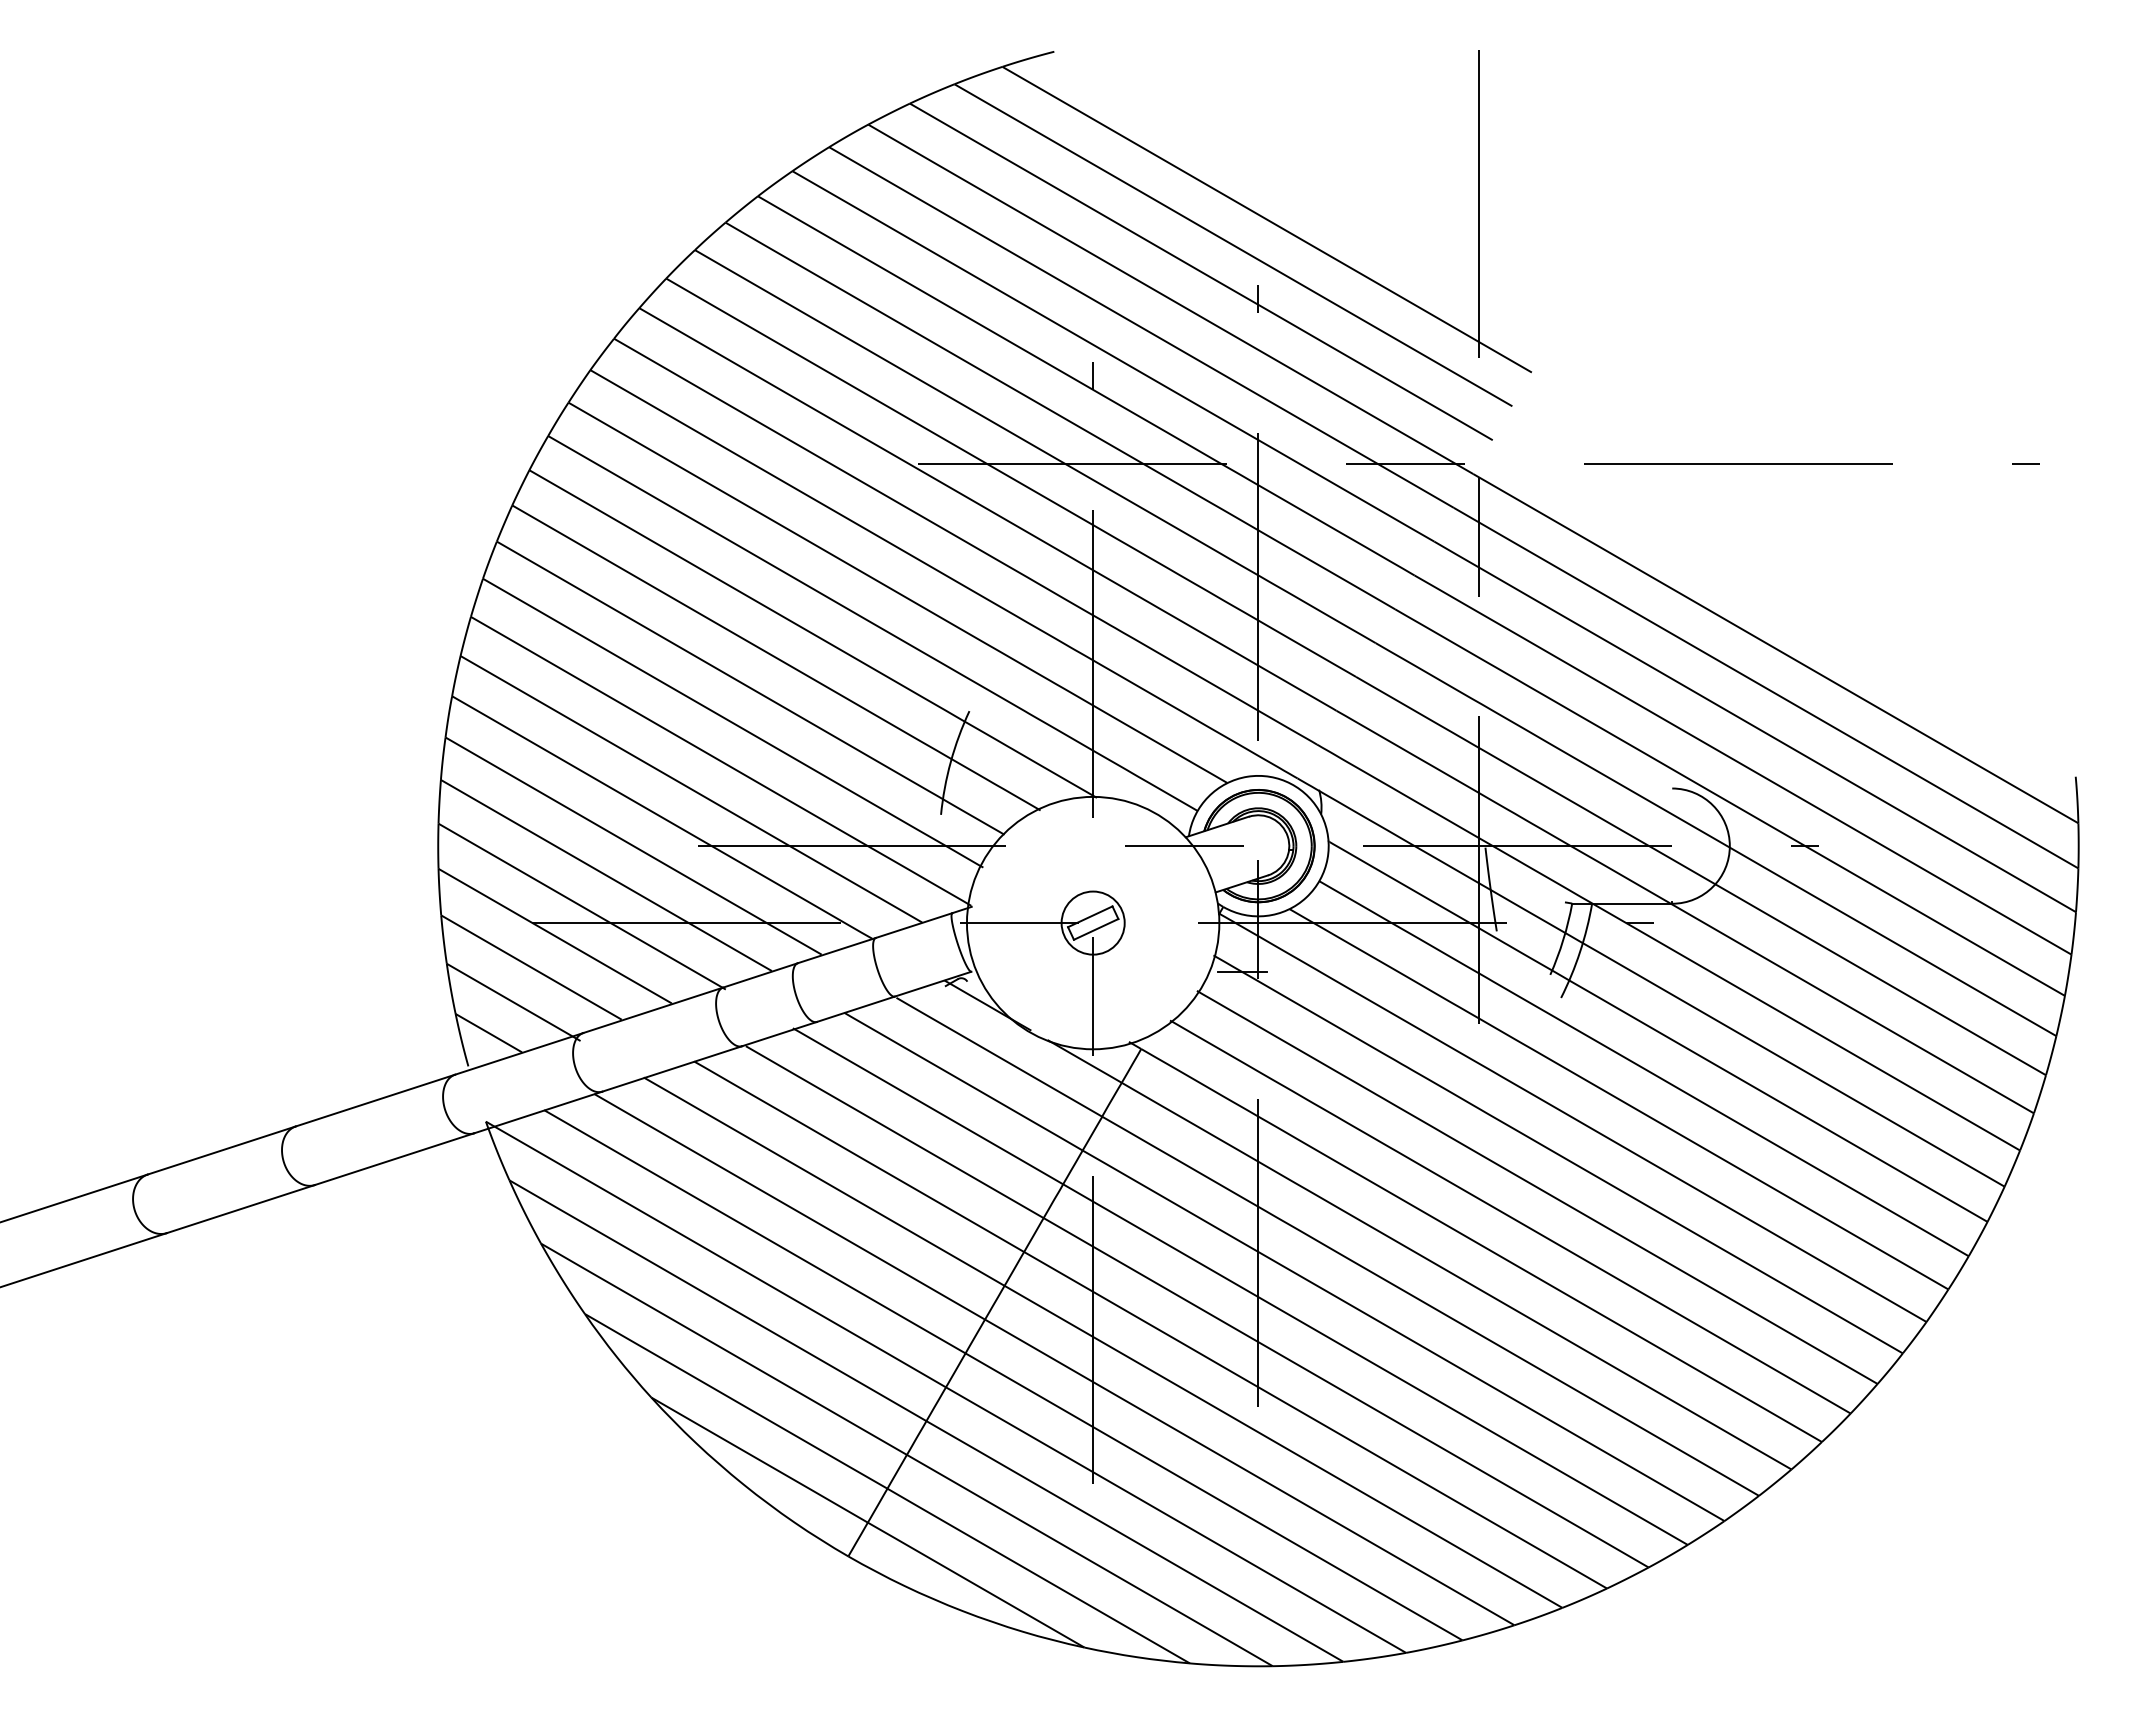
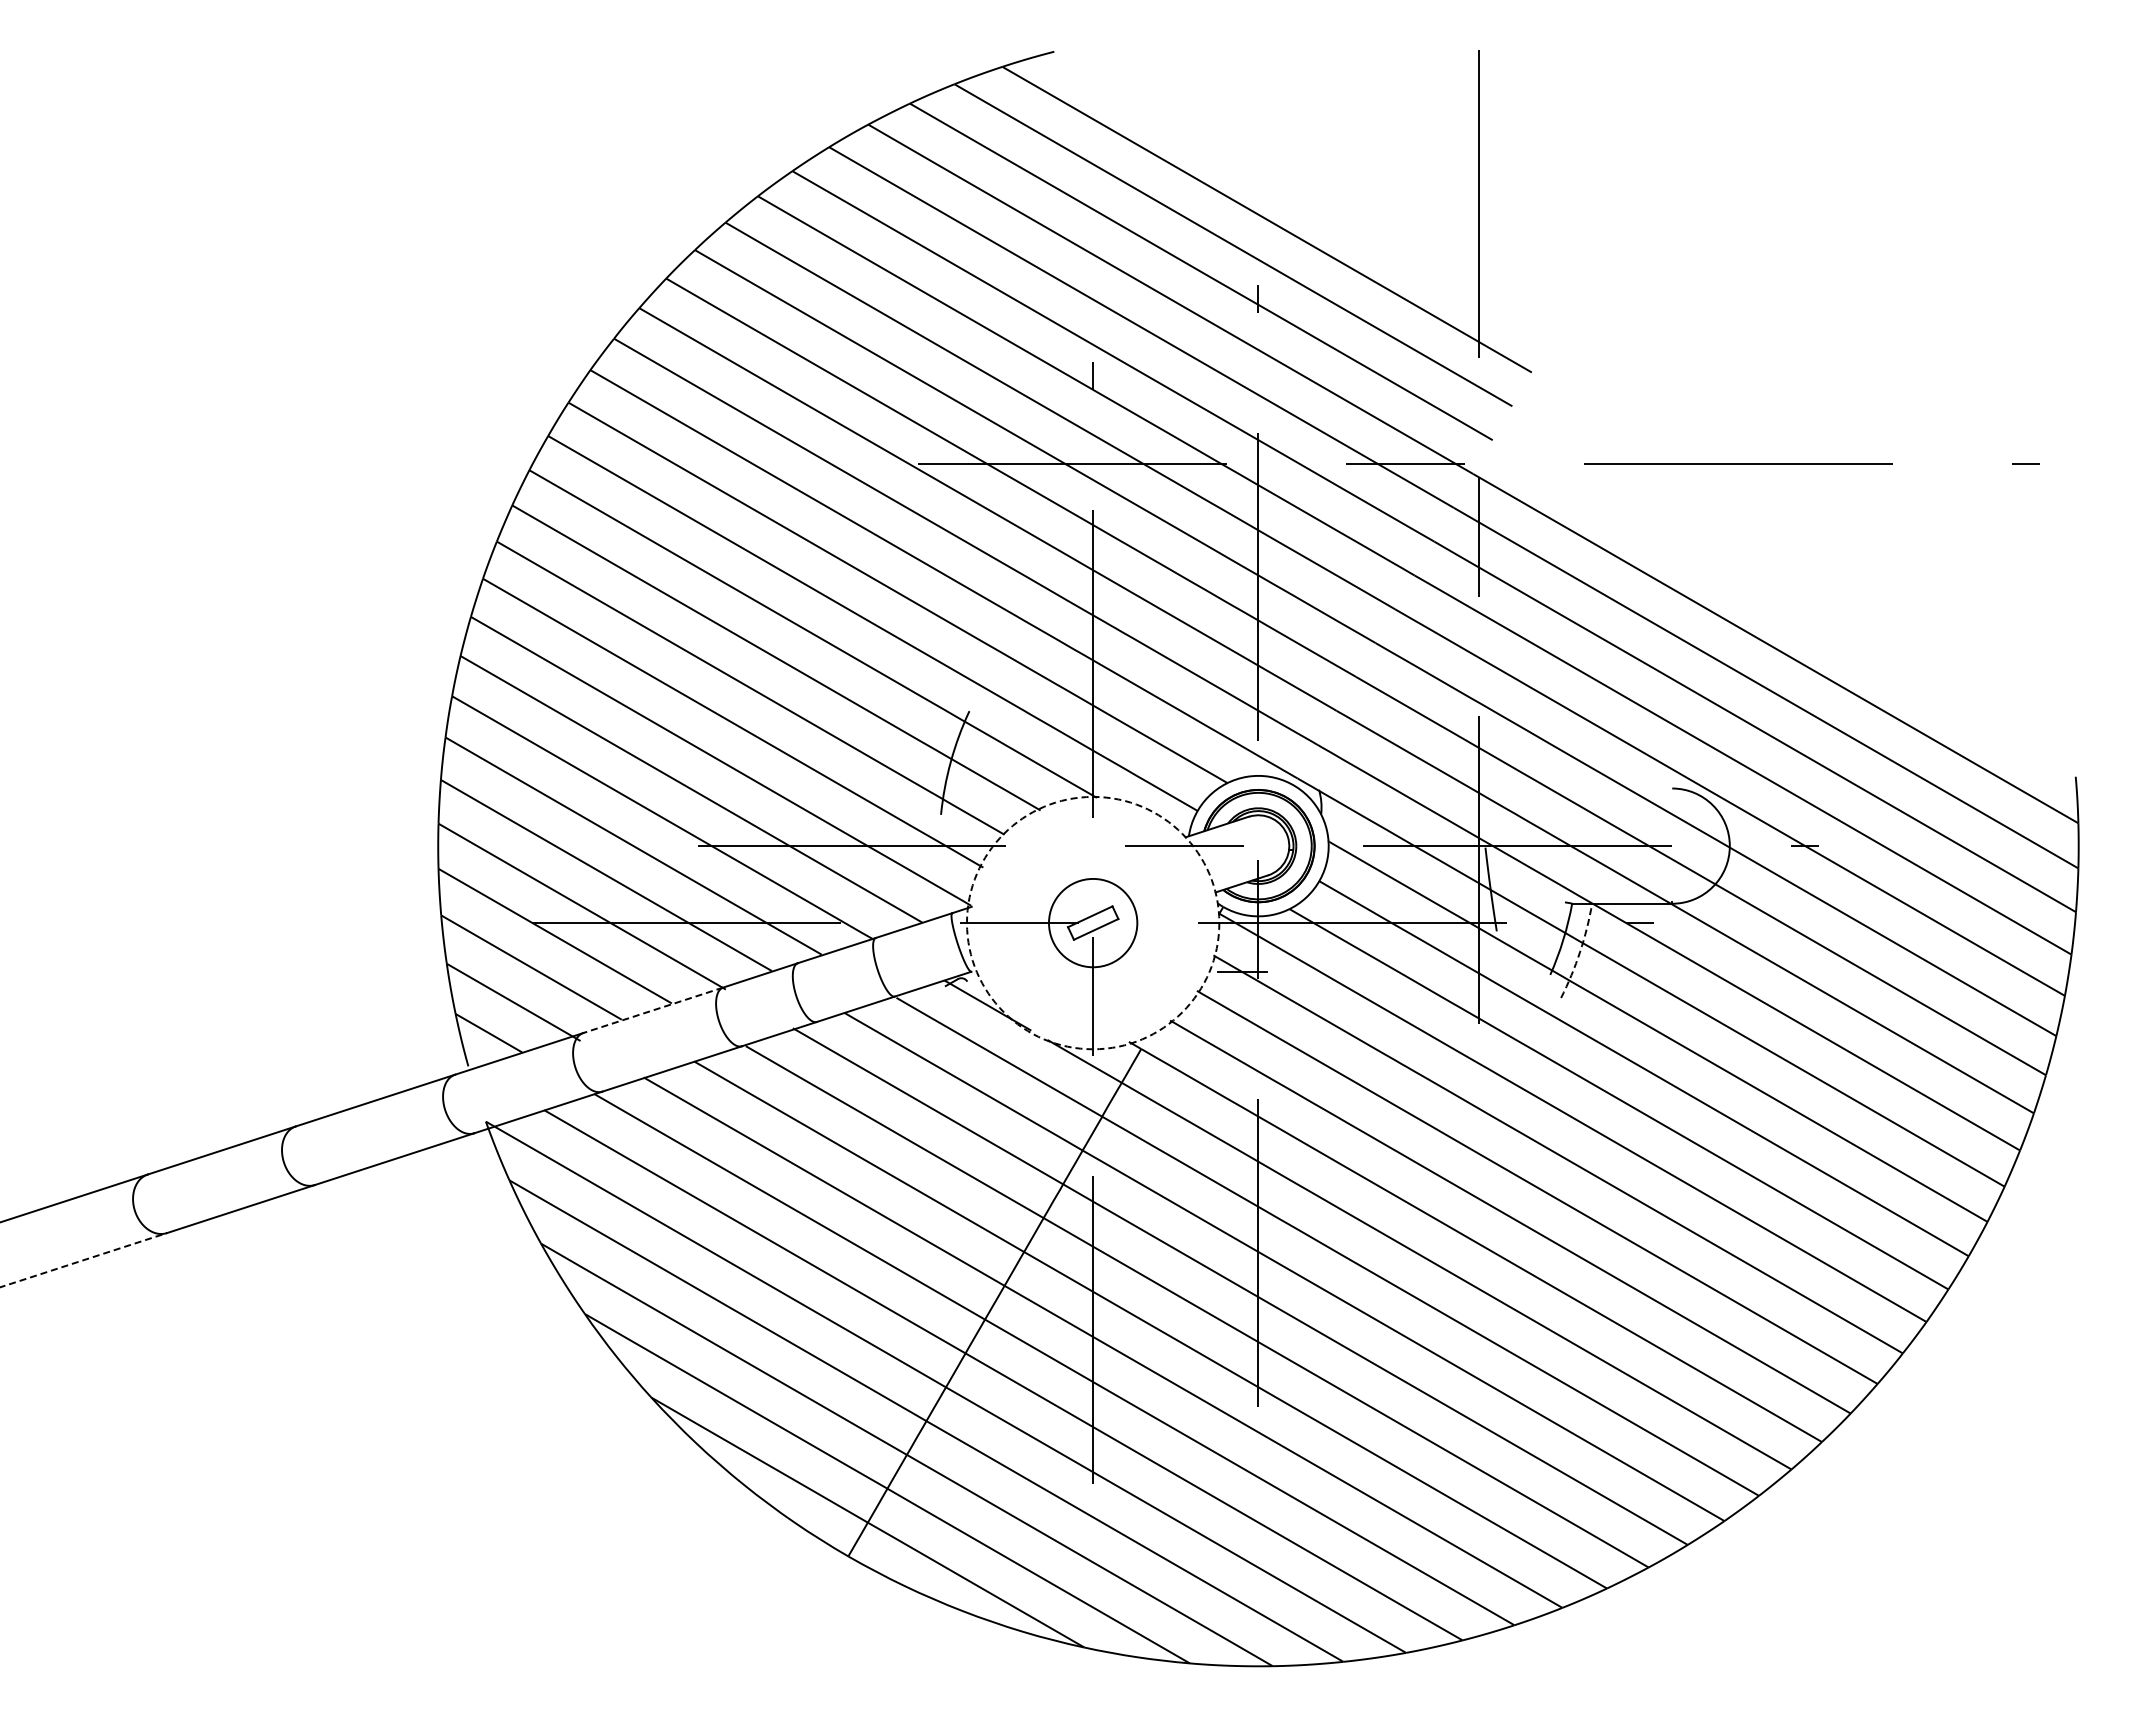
circle diameter: 63 px -> 88 px (1093, 922)
circle: solid -> dashed (1092, 922)
arc: solid -> dashed (1580, 951)
line: solid -> dashed (652, 1010)
line: solid -> dashed (84, 1260)
